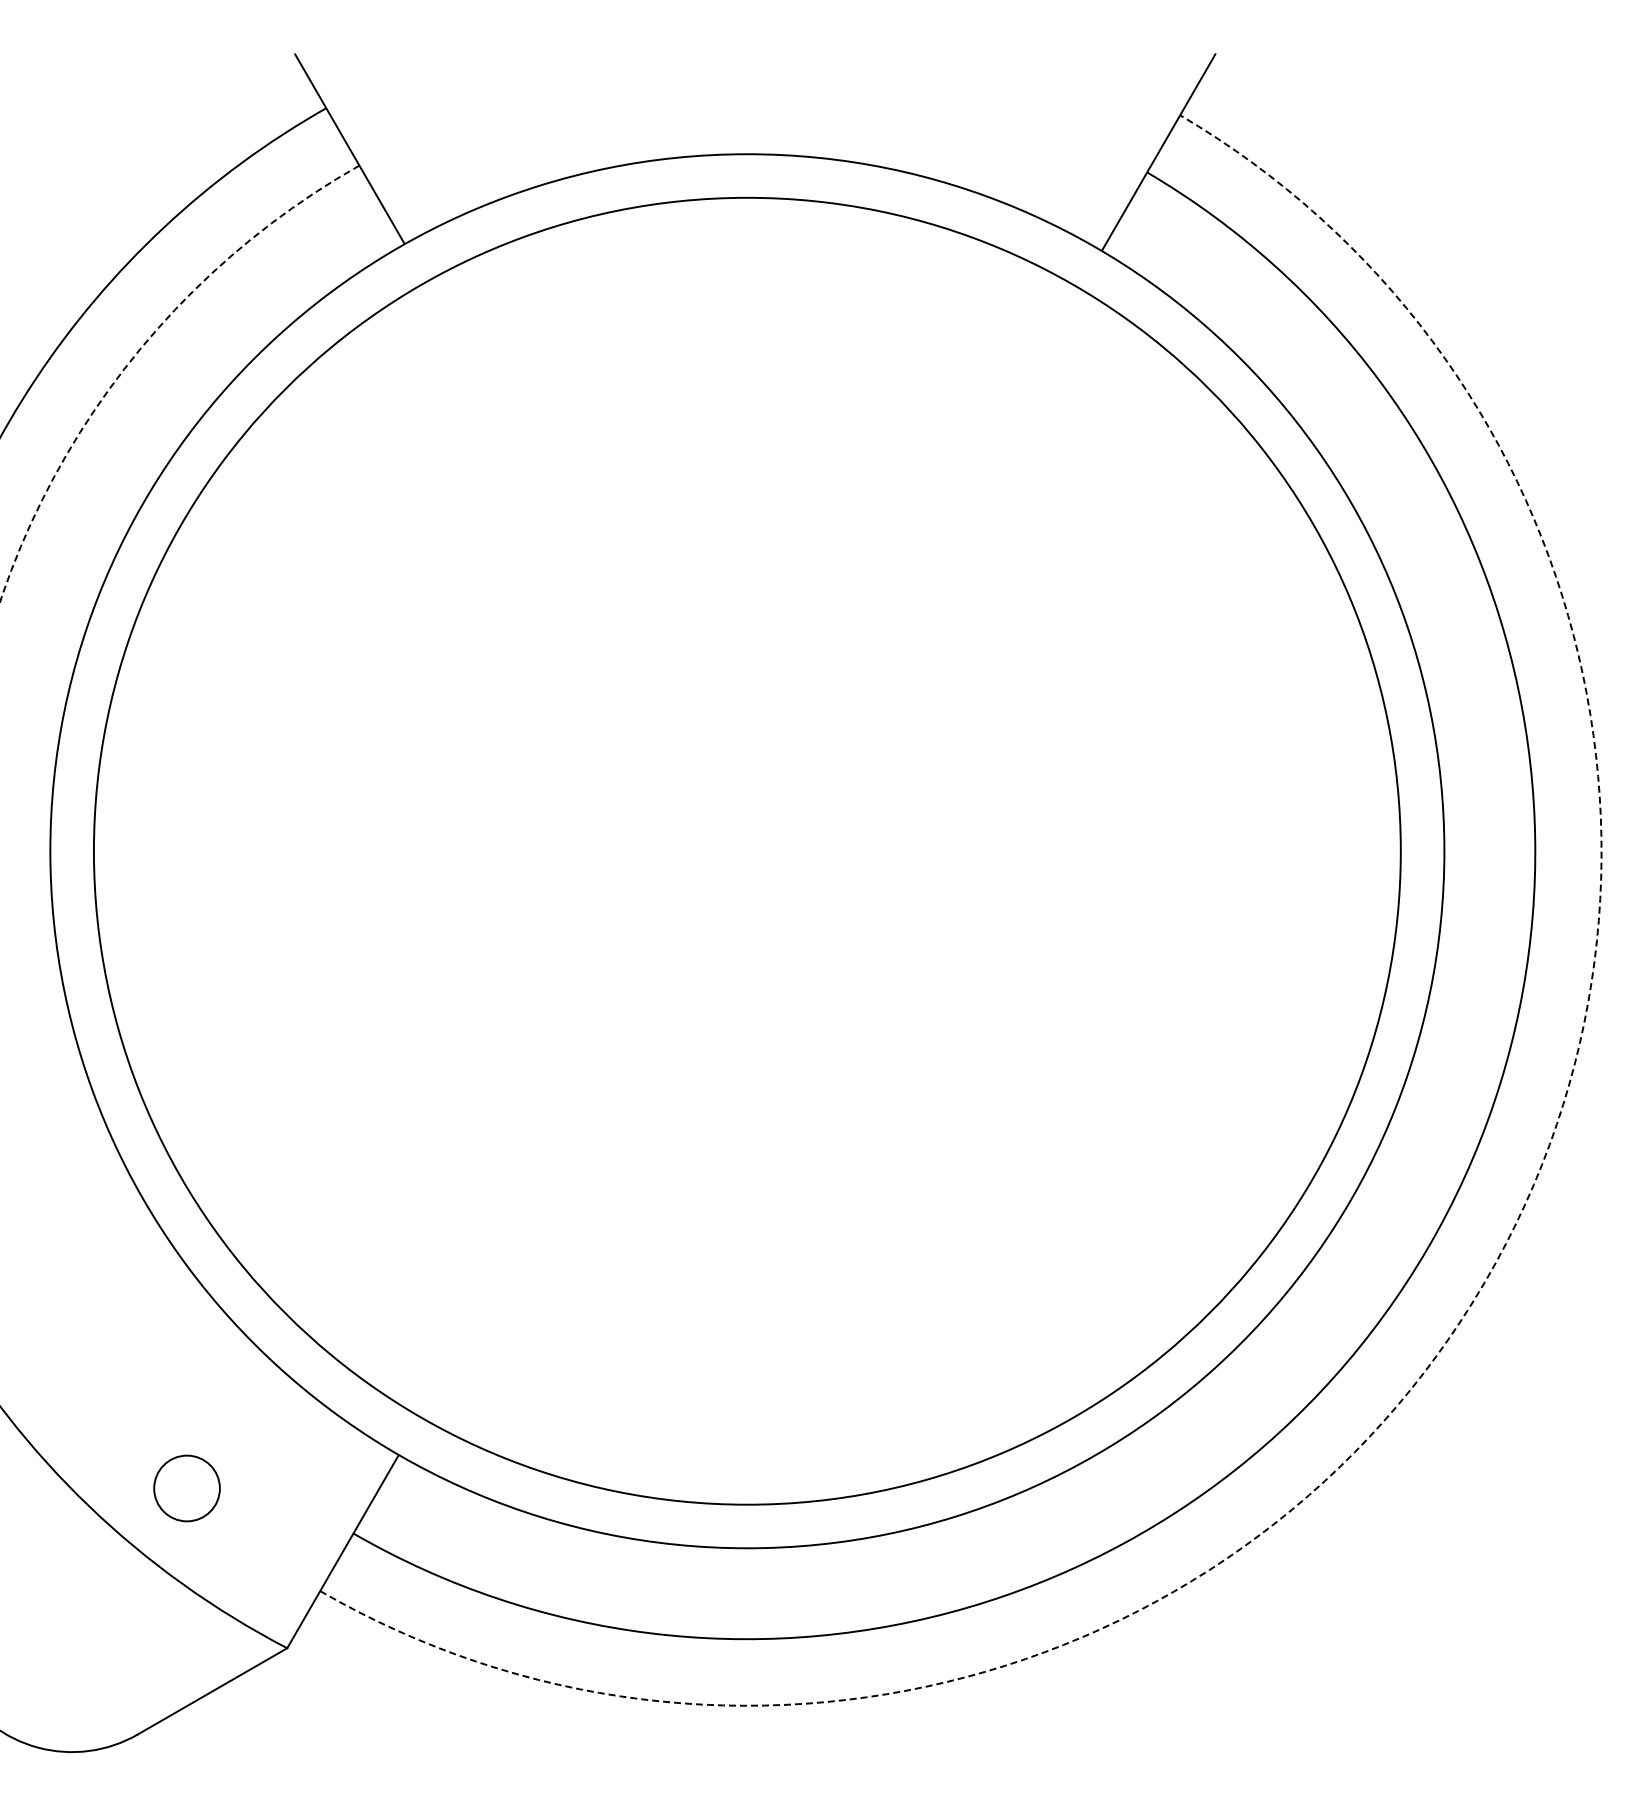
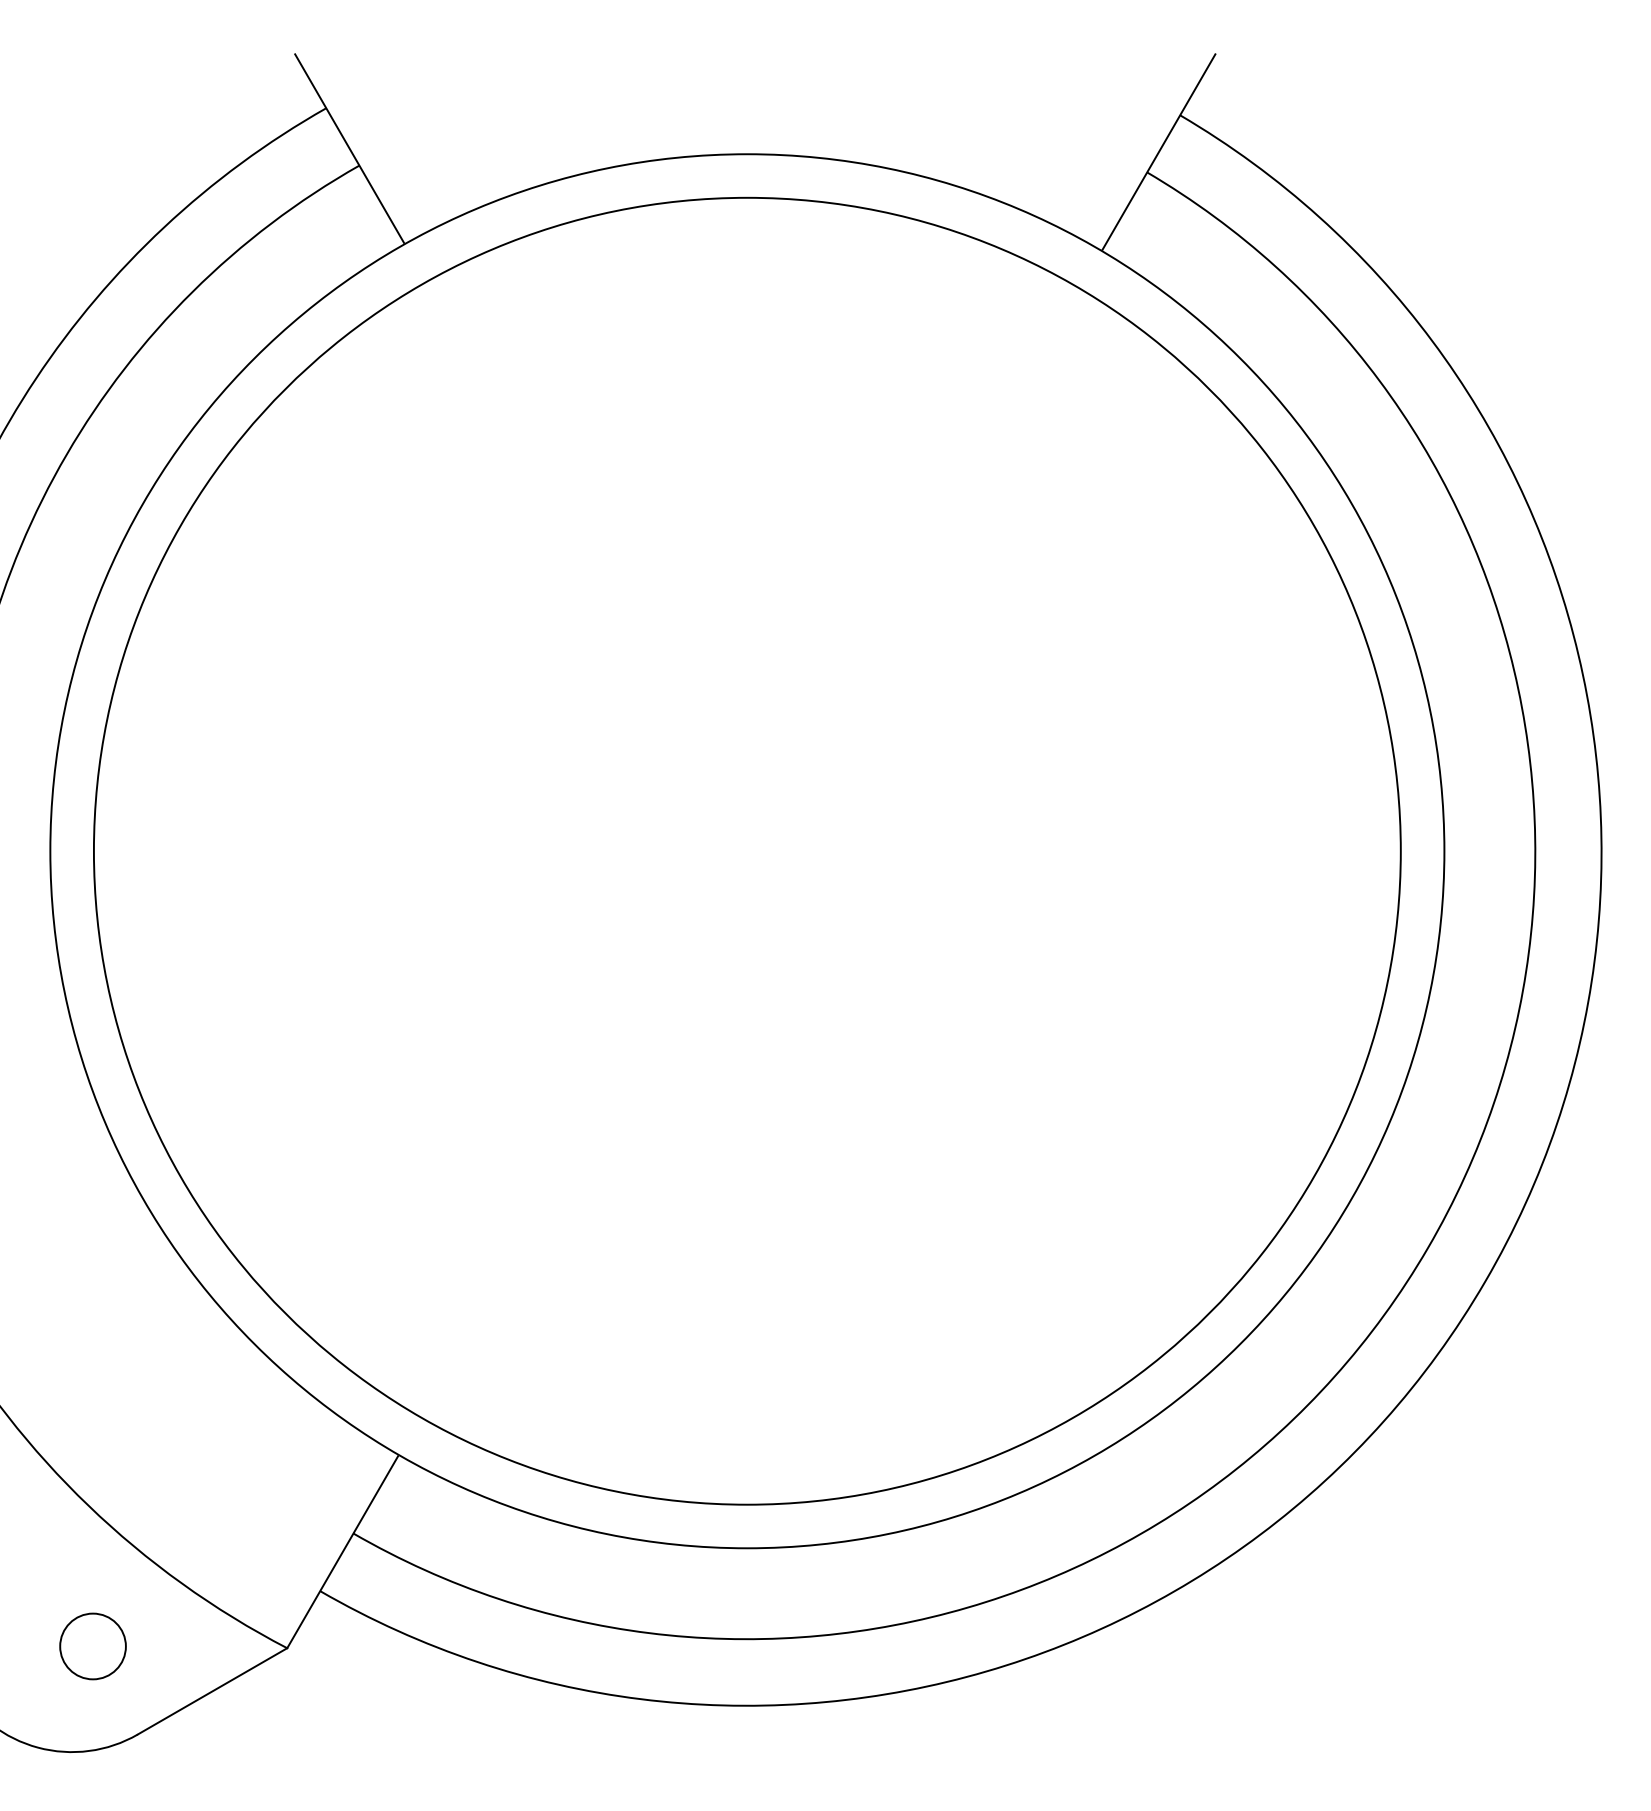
arc: dashed -> solid (139, 349)
arc: dashed -> solid (1485, 1281)
circle position: (186, 1488) -> (92, 1646) (92, 1646)
